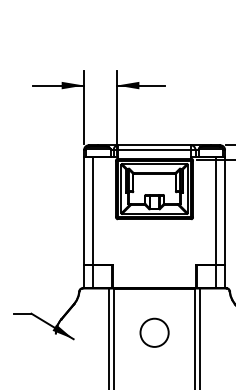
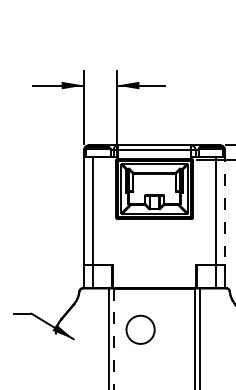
line: solid -> dashed (225, 207)
circle position: (154, 332) -> (140, 329) (140, 329)
line: solid -> dashed (113, 339)
